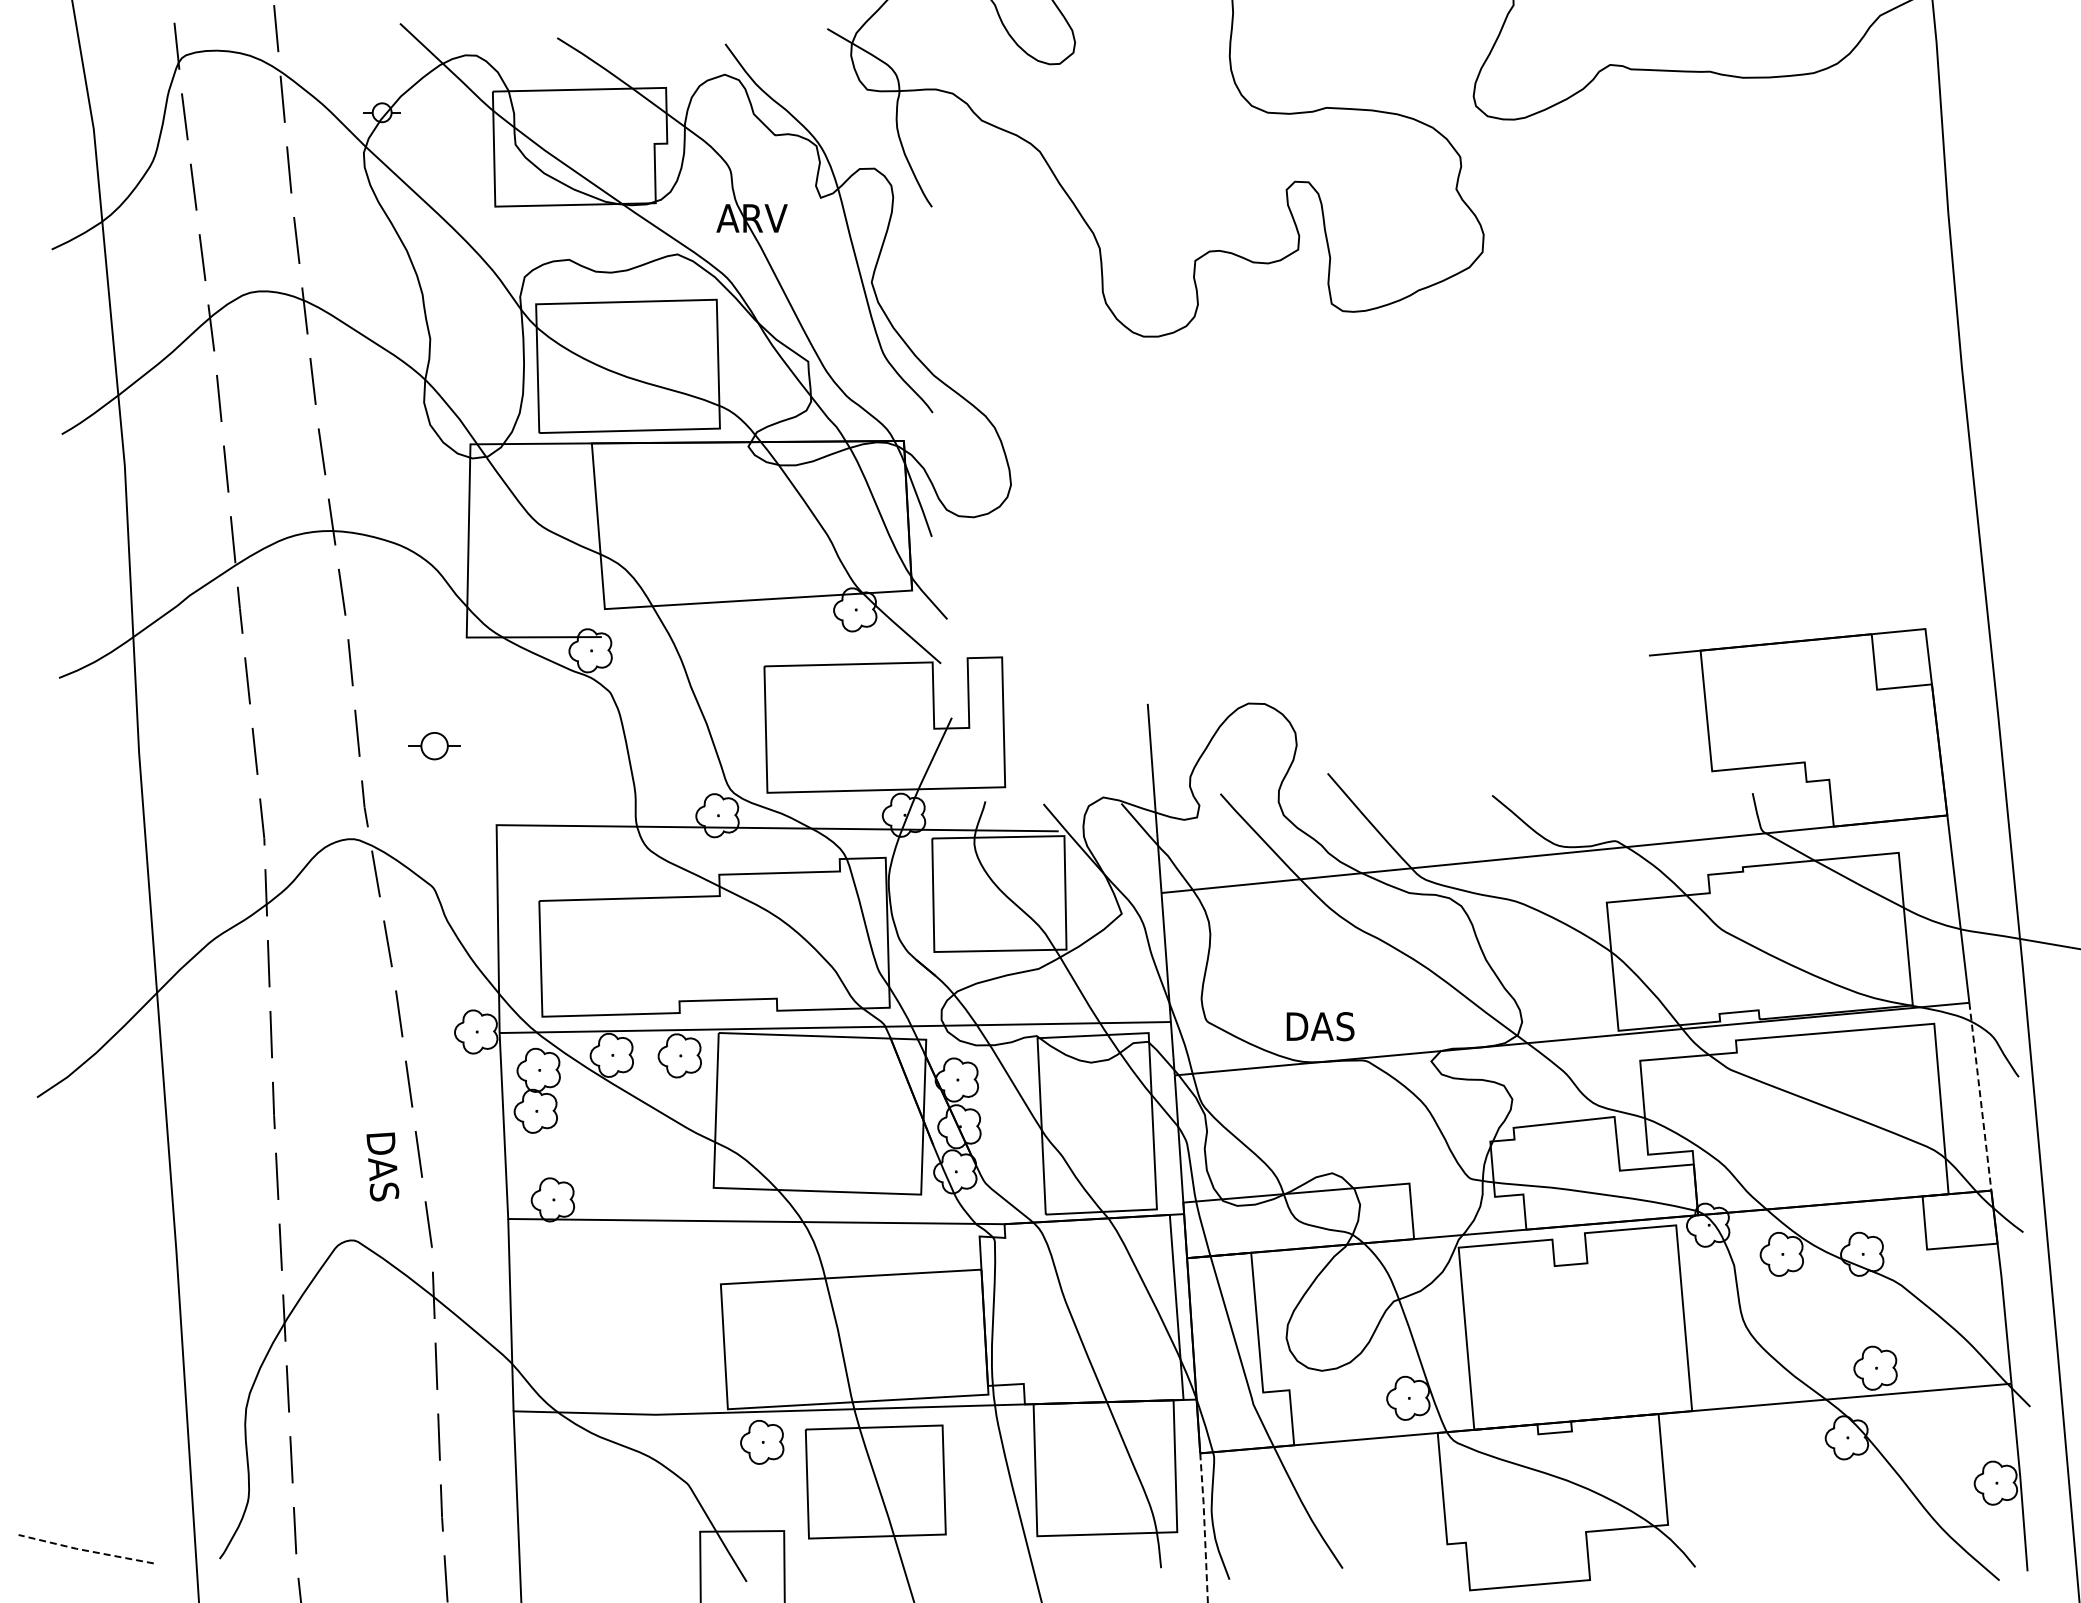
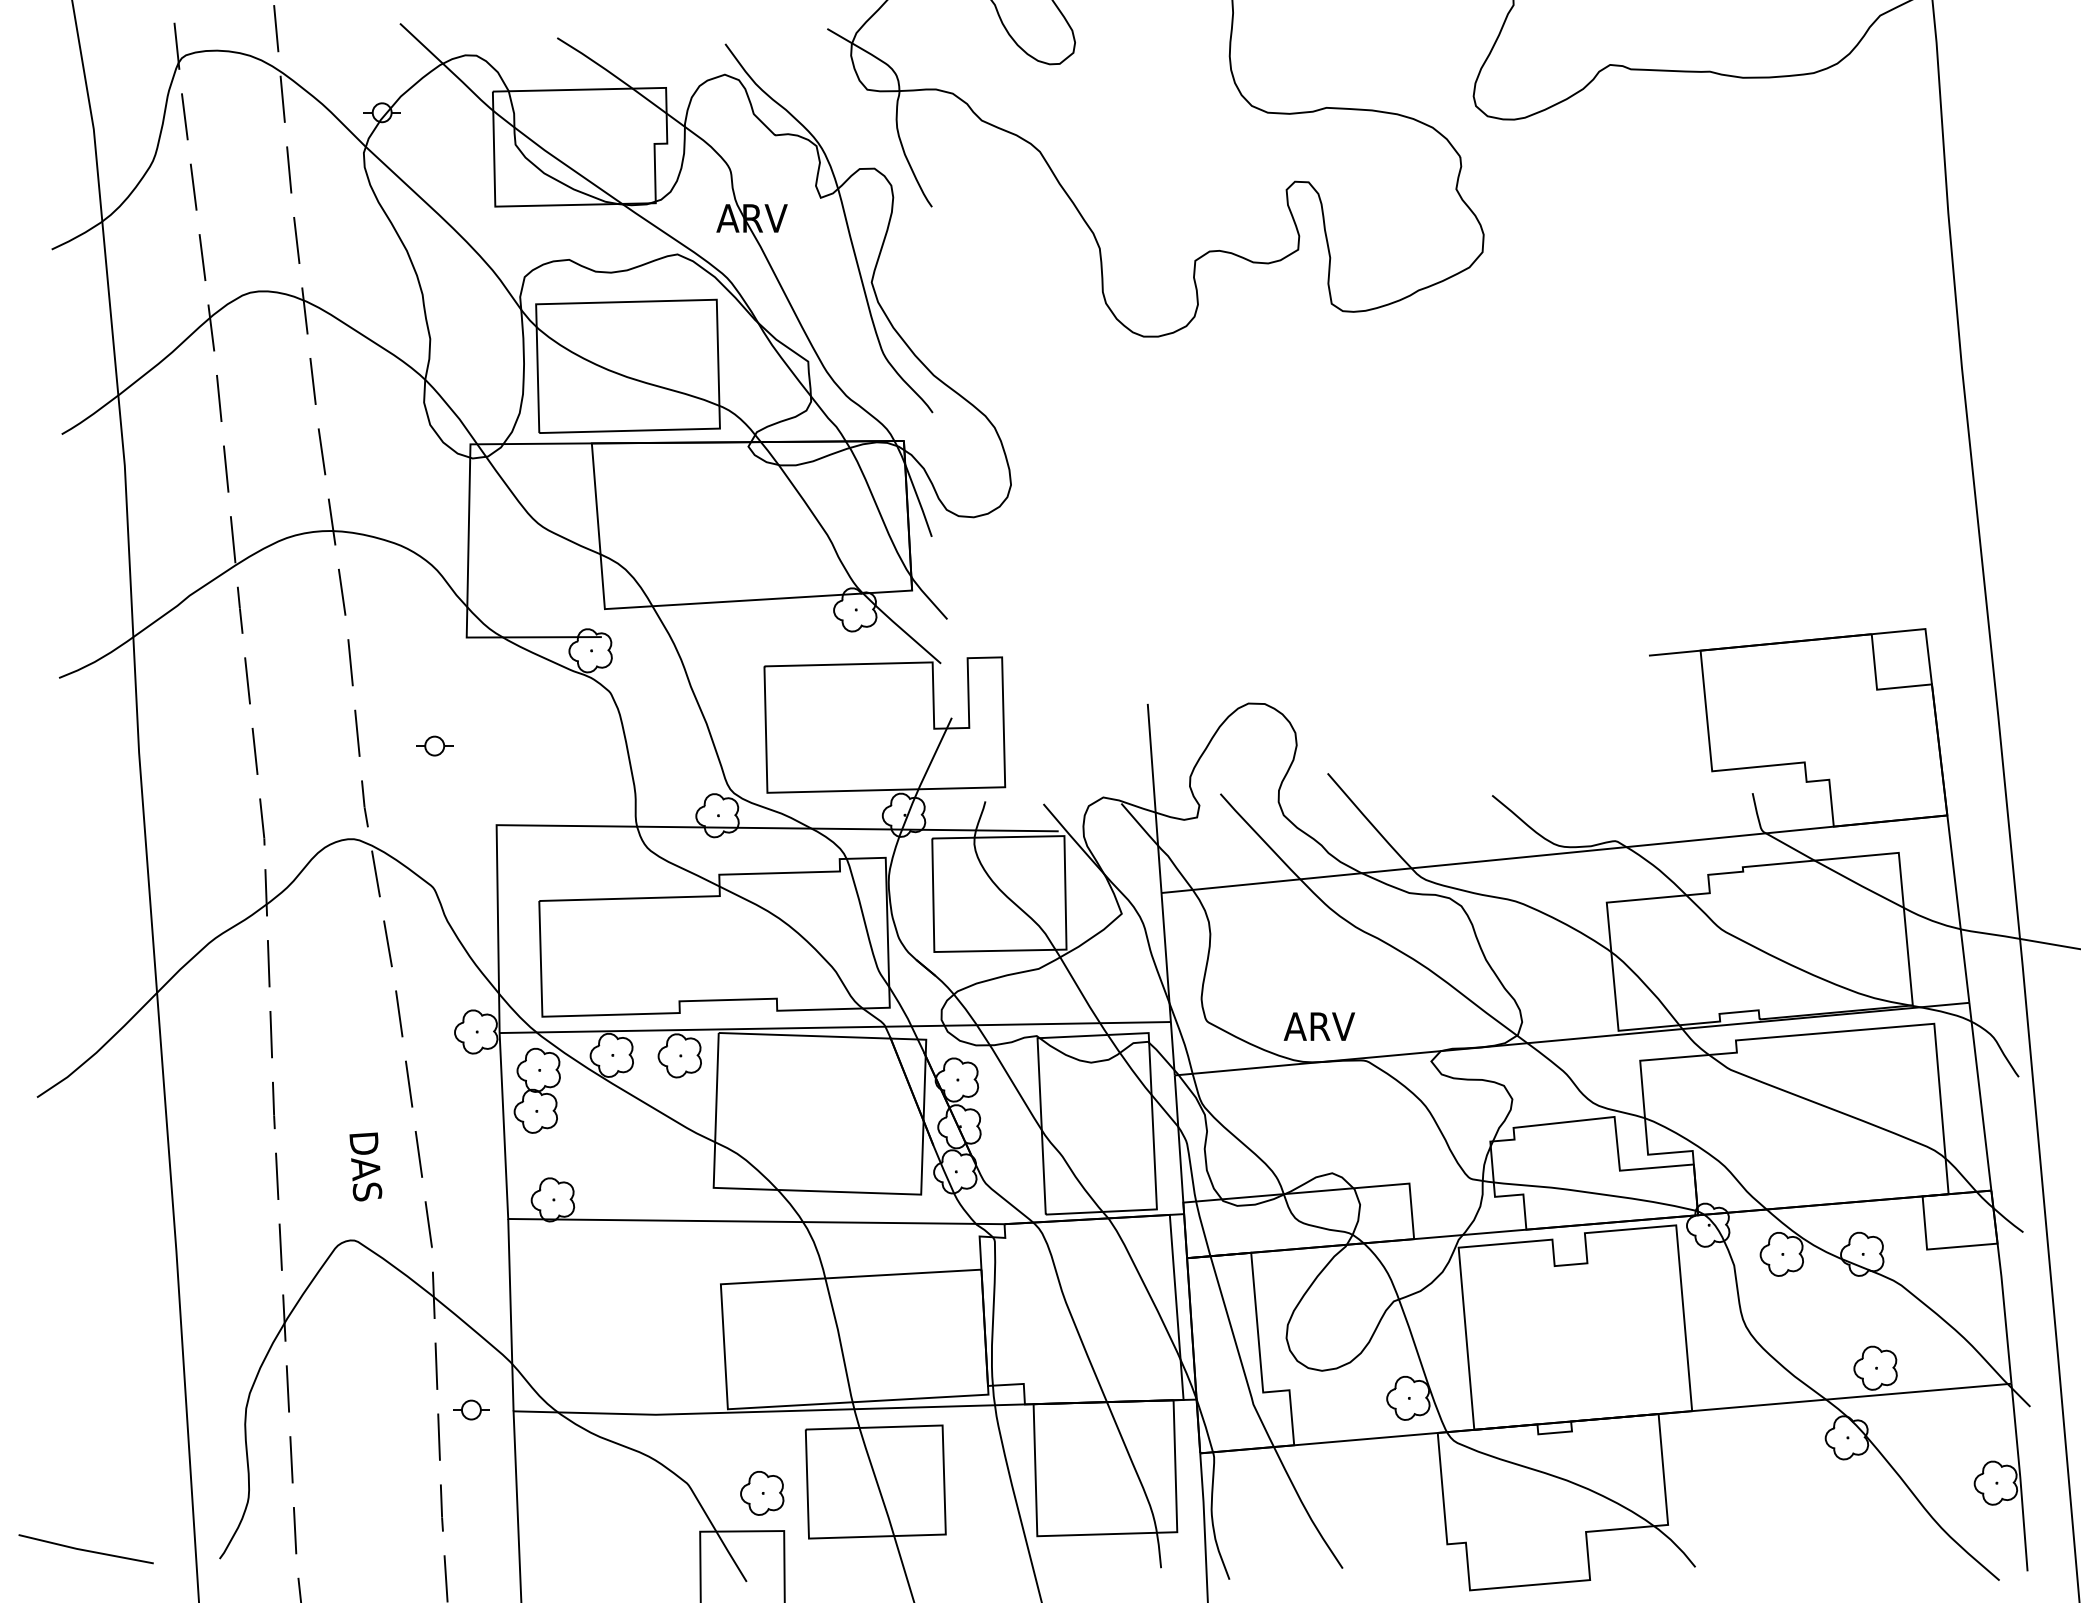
part size: 53x29 px -> 38x22 px (434, 745)
text: DAS -> ARV (1319, 1026)
line: dashed -> solid (1980, 1096)
text position: (382, 1166) -> (365, 1166) (365, 1166)
part: none -> present (471, 1409)
part position: (762, 1442) -> (762, 1493) (762, 1493)
line: dashed -> solid (1204, 1527)
line: dashed -> solid (85, 1550)
